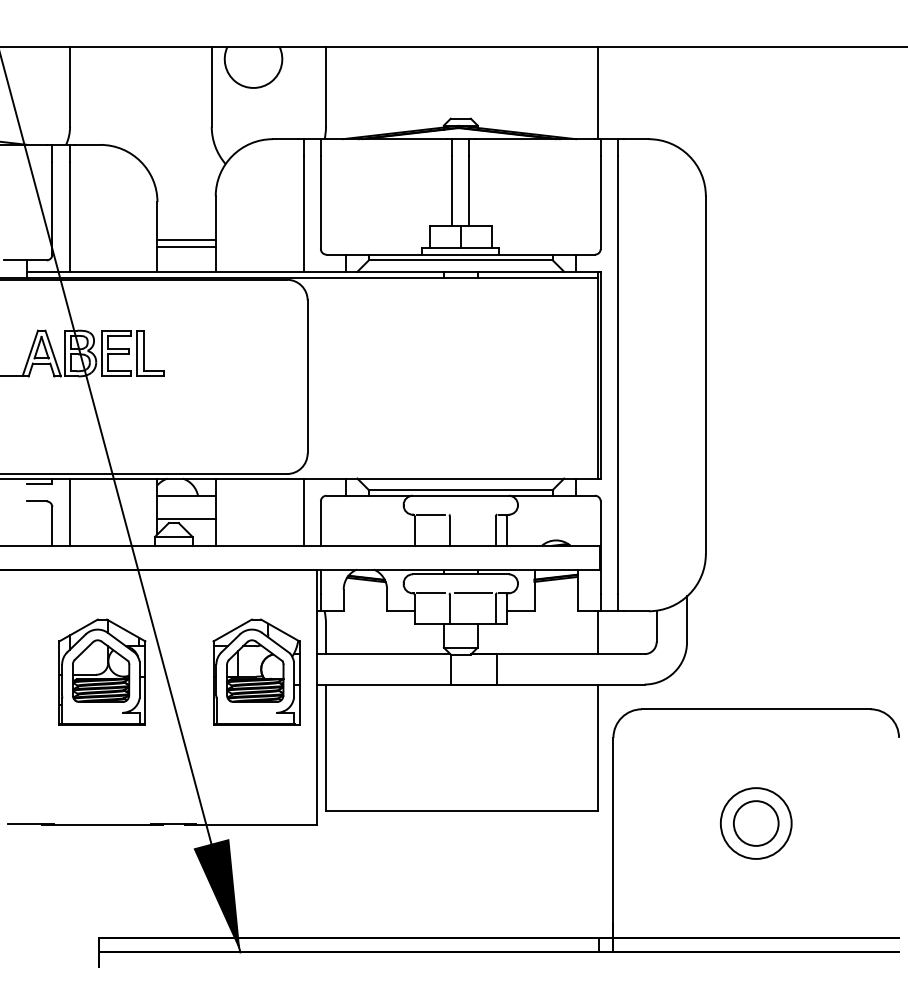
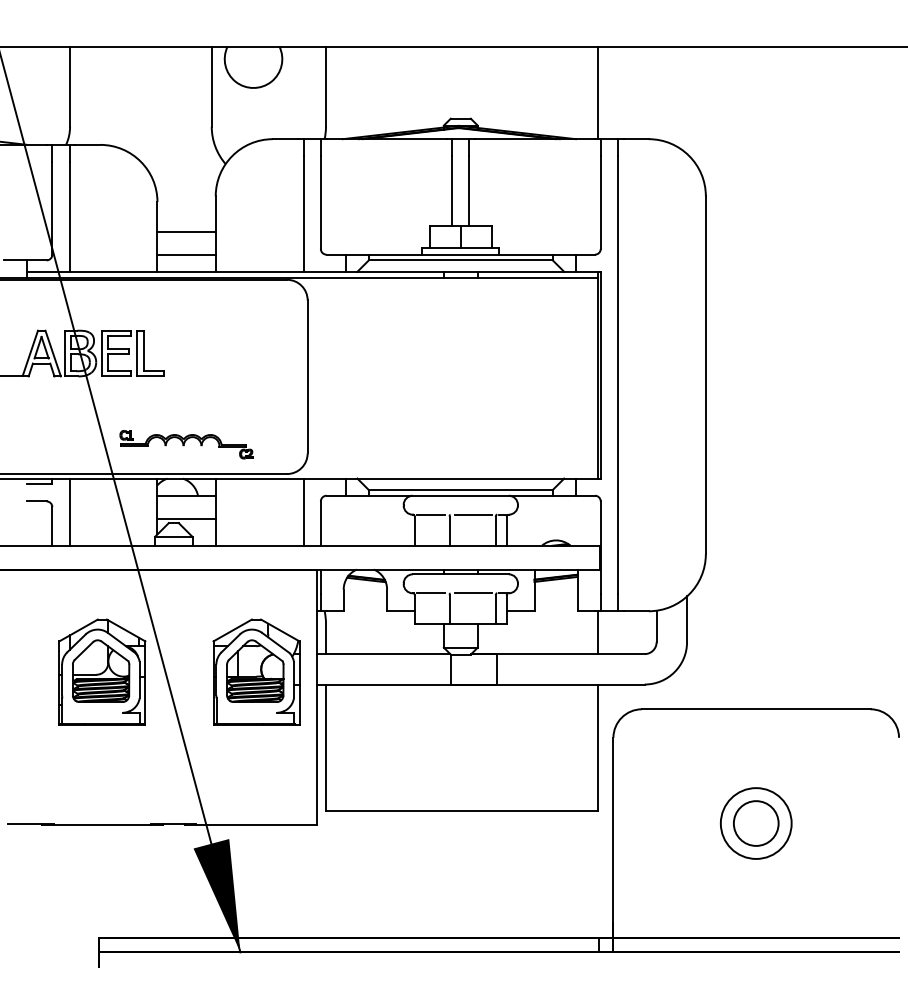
line position: (186, 239) -> (186, 231) (186, 231)
line position: (186, 246) -> (186, 254) (186, 254)
part: none -> present (186, 444)
line: none -> present (473, 514)
